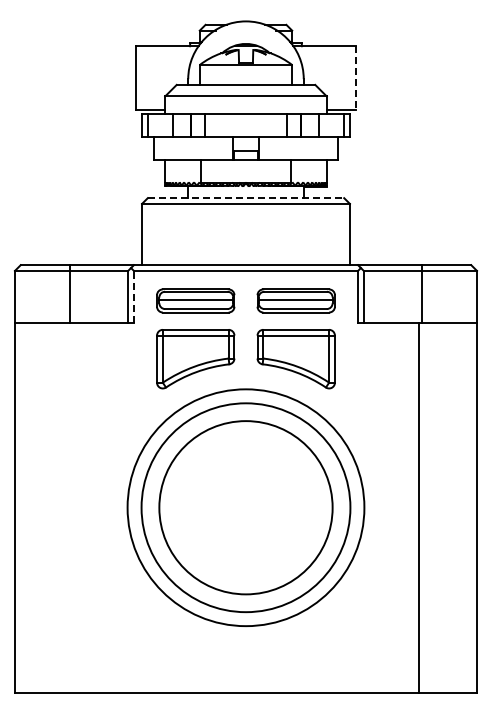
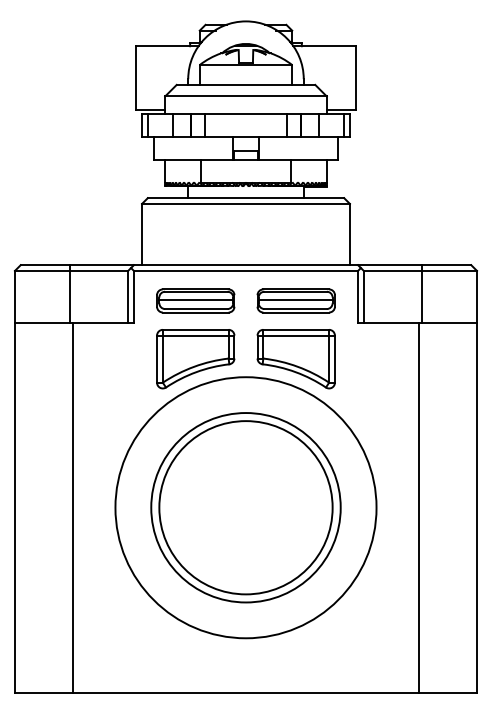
line: dashed -> solid (355, 78)
line: dashed -> solid (246, 198)
line: dashed -> solid (133, 296)
line: none -> present (72, 507)
circle diameter: 209 px -> 261 px (245, 507)
circle diameter: 237 px -> 189 px (245, 507)
